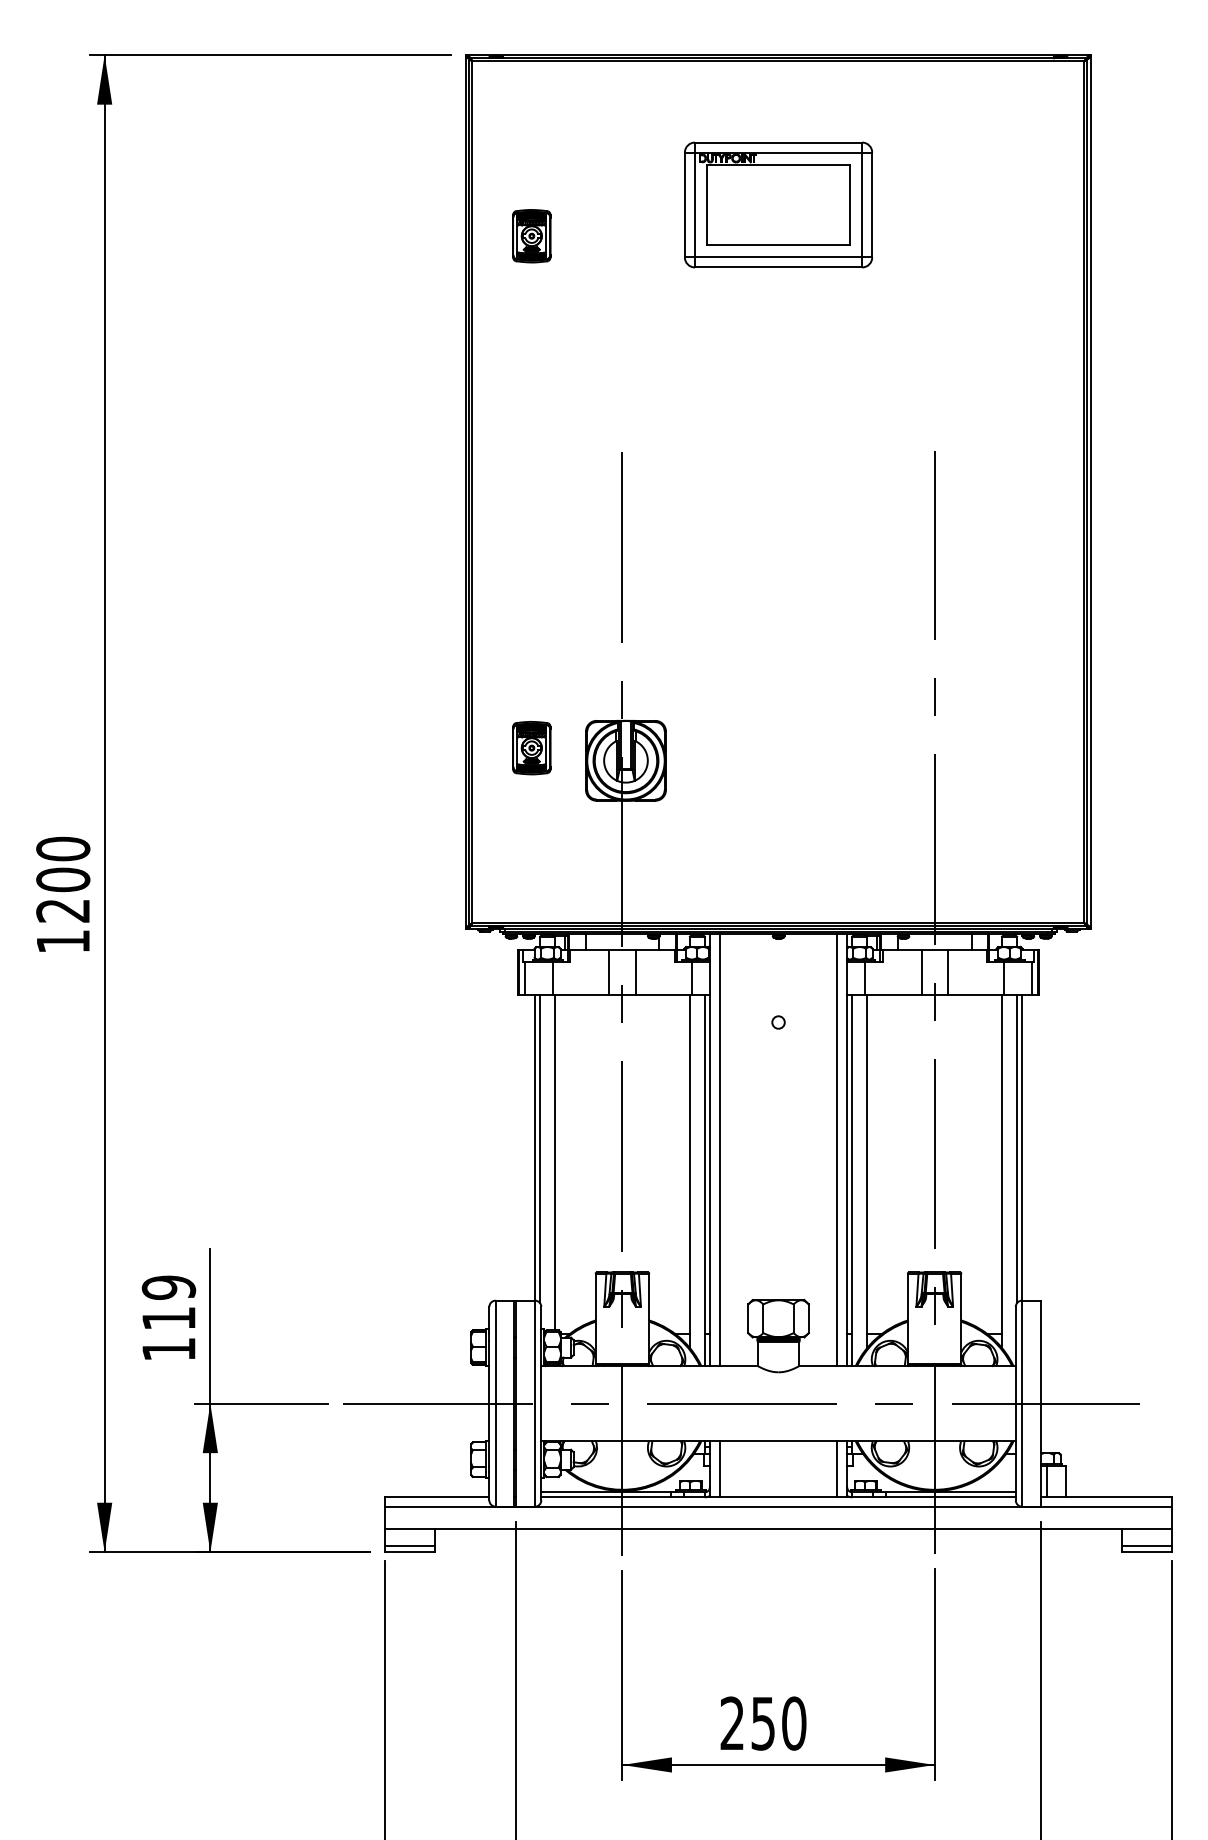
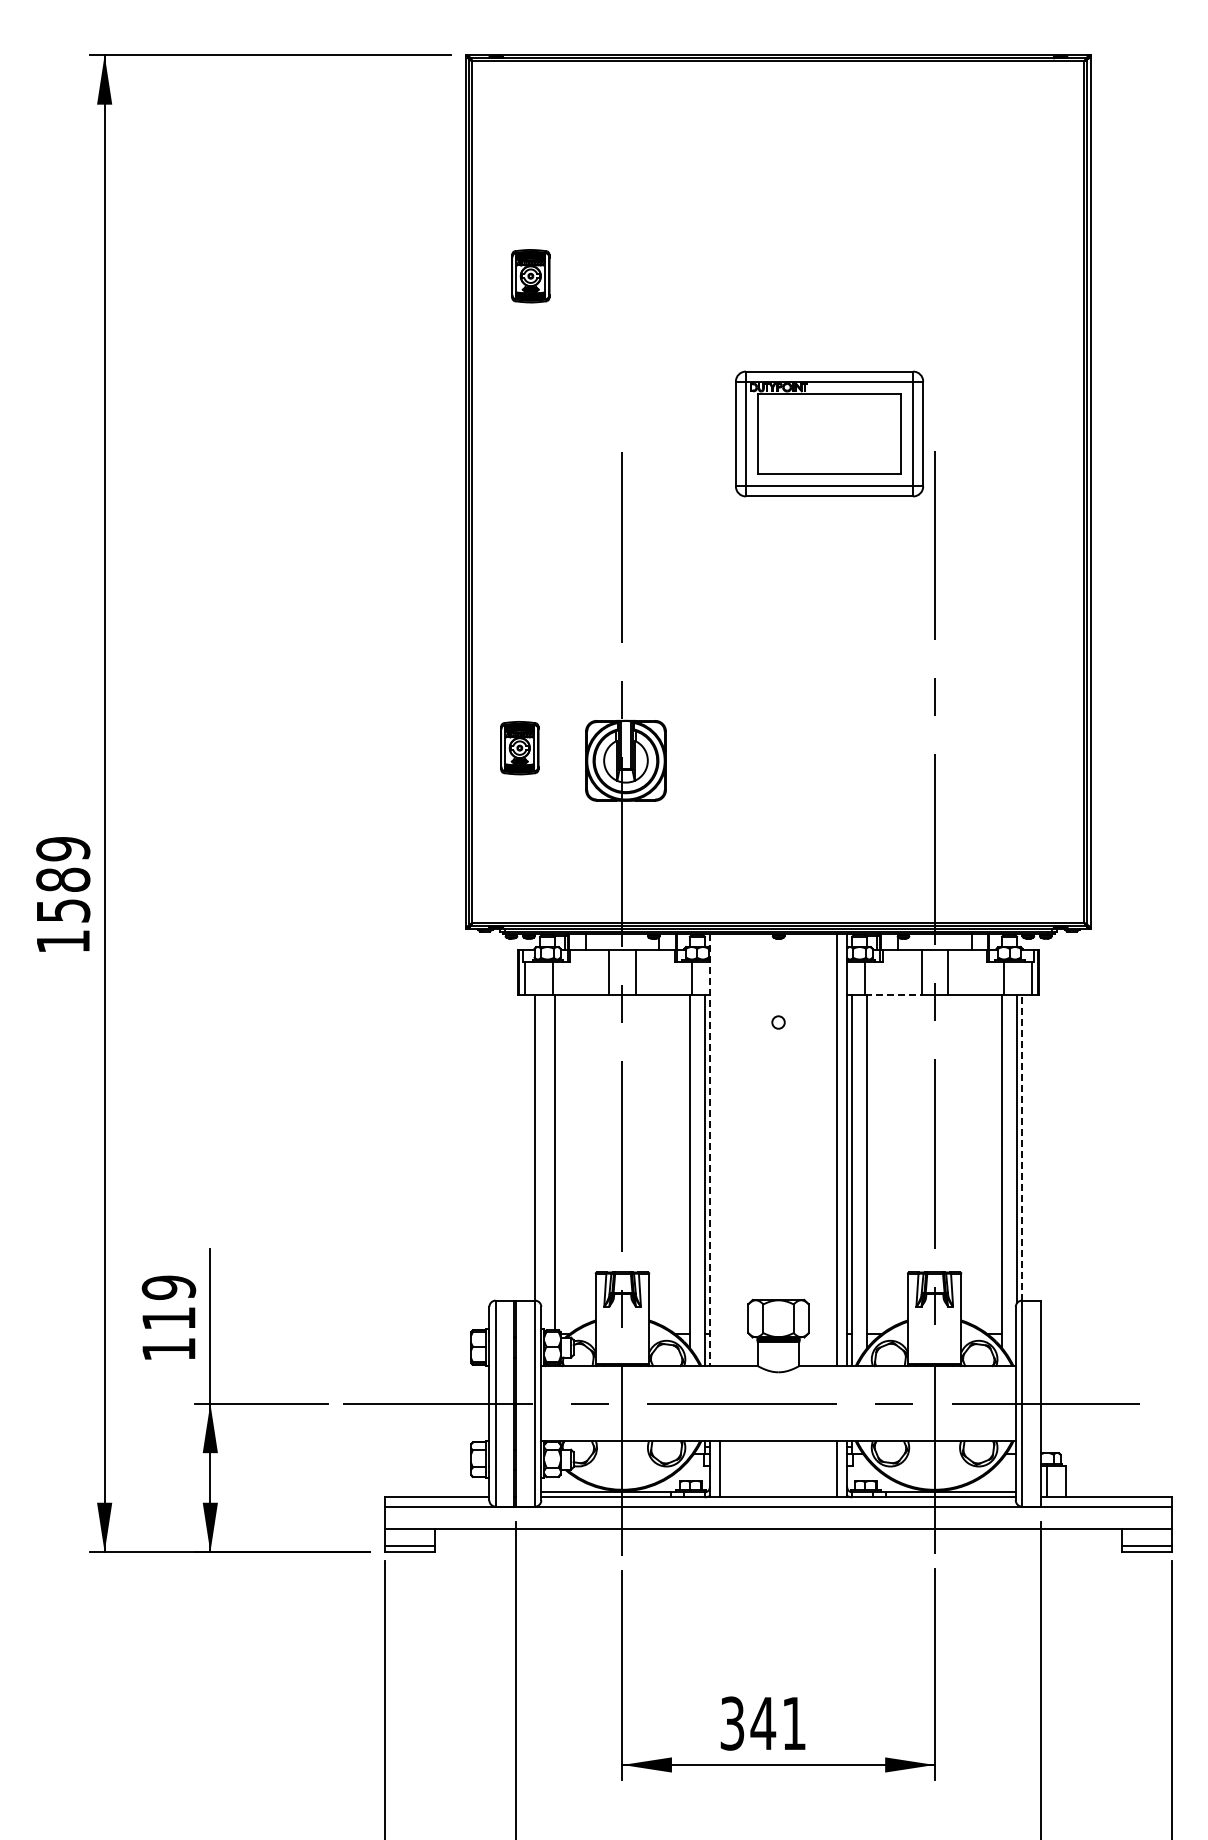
part position: (778, 204) -> (829, 433) (829, 433)
part position: (531, 236) -> (530, 276) (530, 276)
part position: (531, 748) -> (519, 748) (519, 748)
text: 1200 -> 1589 (63, 879)
line: solid -> dashed (893, 994)
line: solid -> dashed (1022, 1147)
line: present -> none (540, 1148)
line: solid -> dashed (709, 1150)
line: present -> none (719, 1150)
text: 250 -> 341 (763, 1723)
